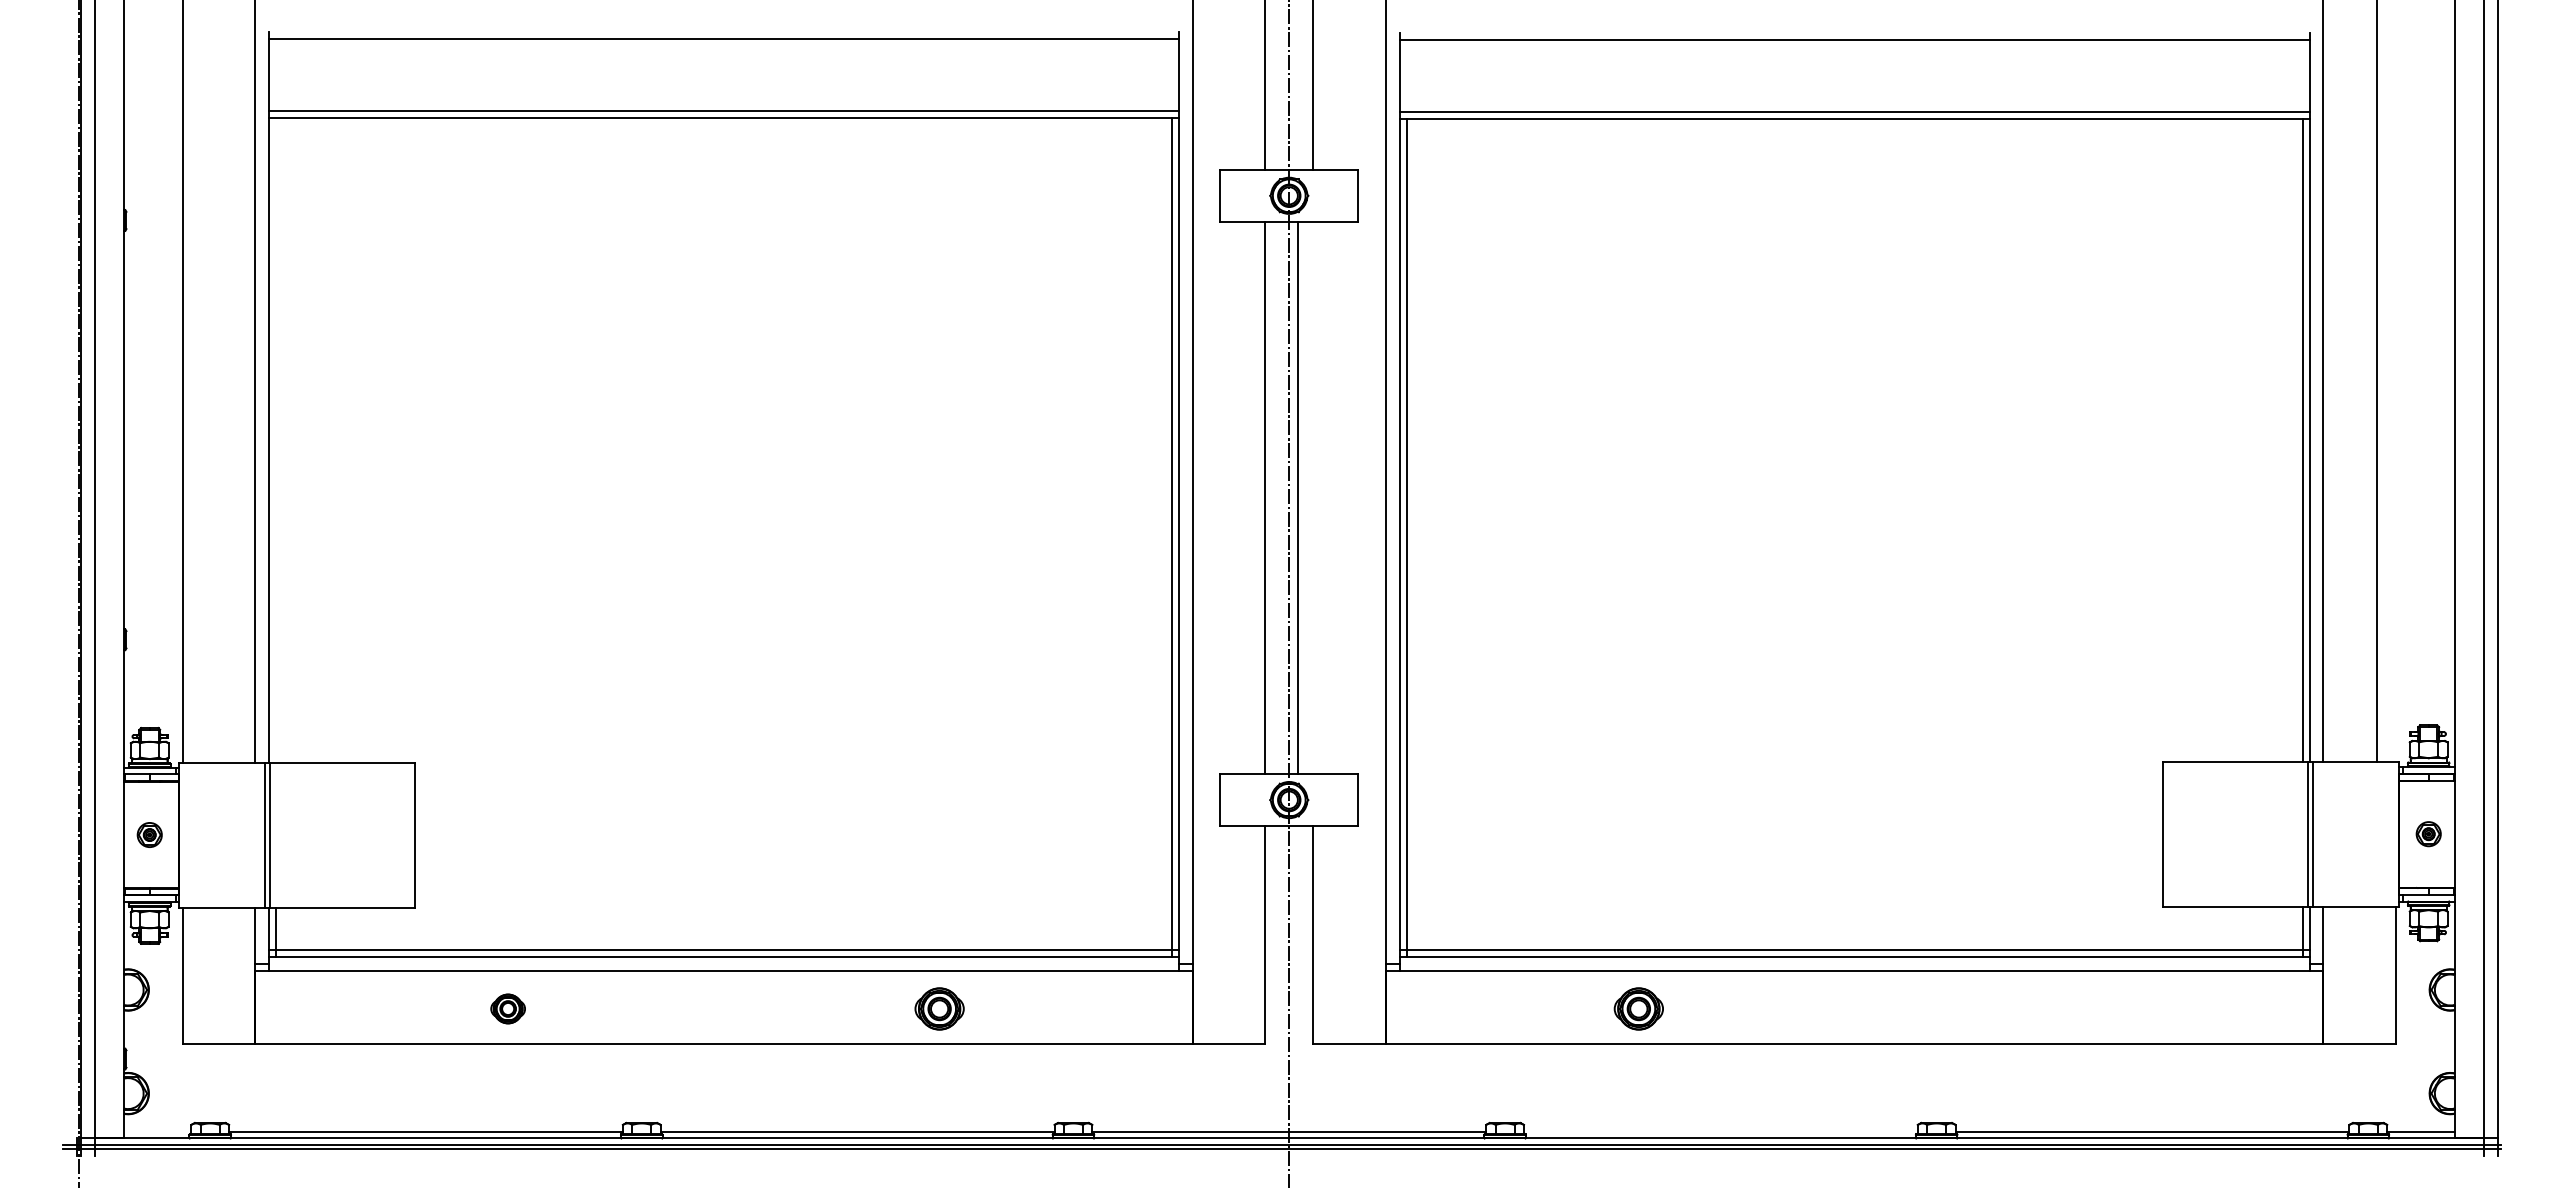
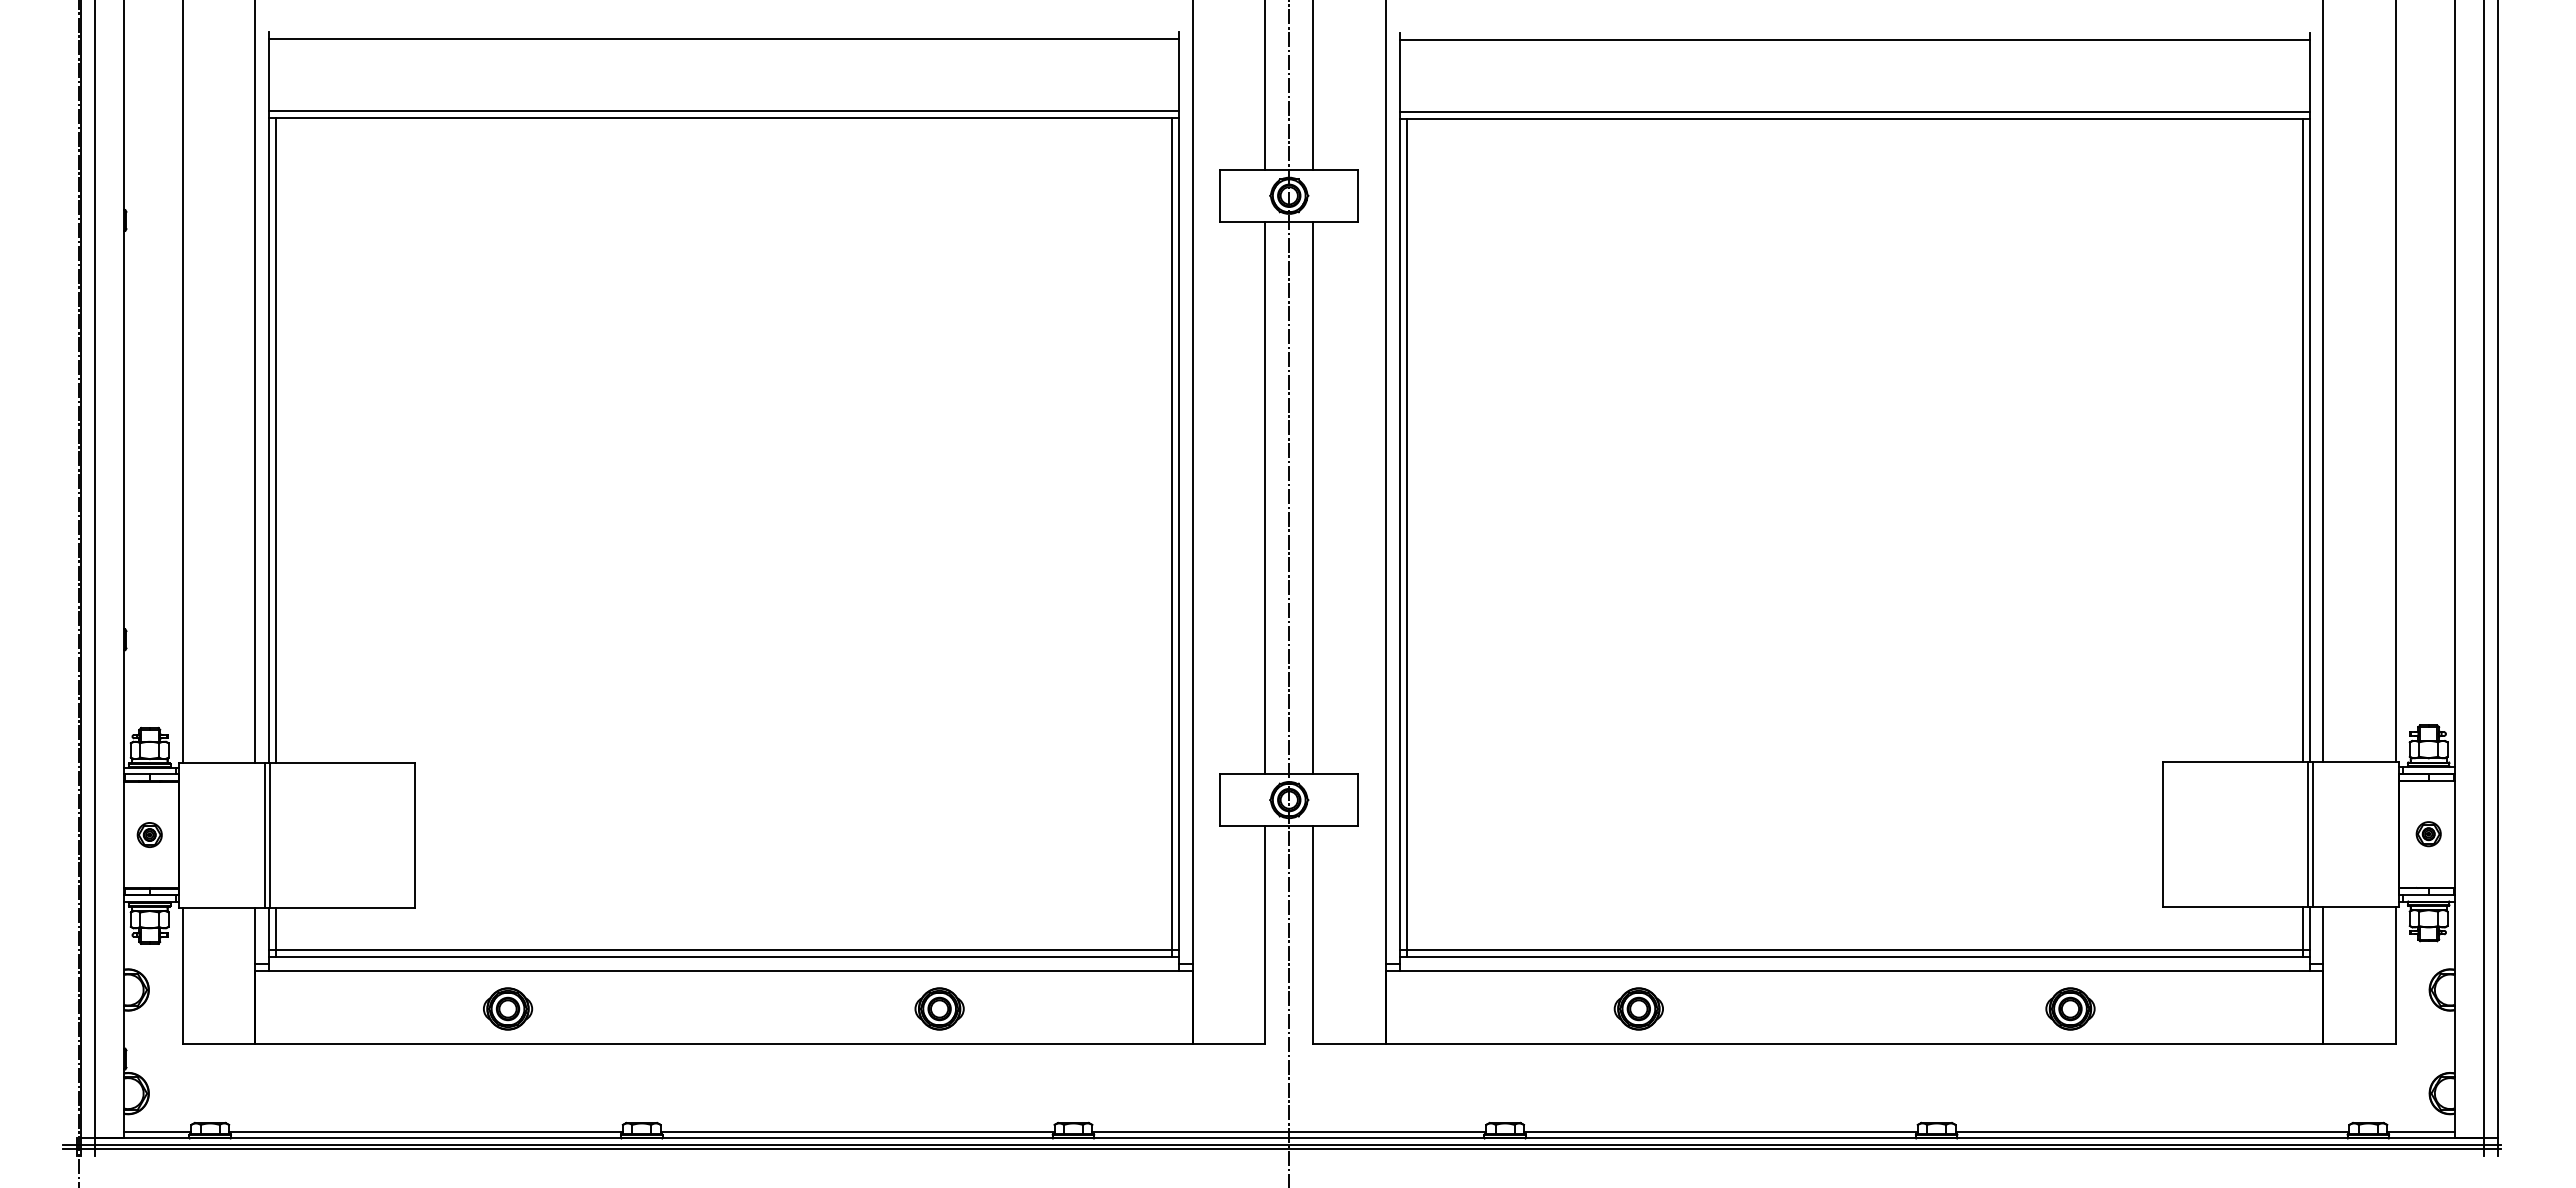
line position: (2376, 381) -> (2395, 381) (2395, 381)
line: none -> present (275, 440)
line position: (1298, 497) -> (1313, 497) (1313, 497)
part size: 36x32 px -> 51x44 px (508, 1008)
part: none -> present (2070, 1008)
line: none -> present (157, 1131)
line: none -> present (1720, 1131)
